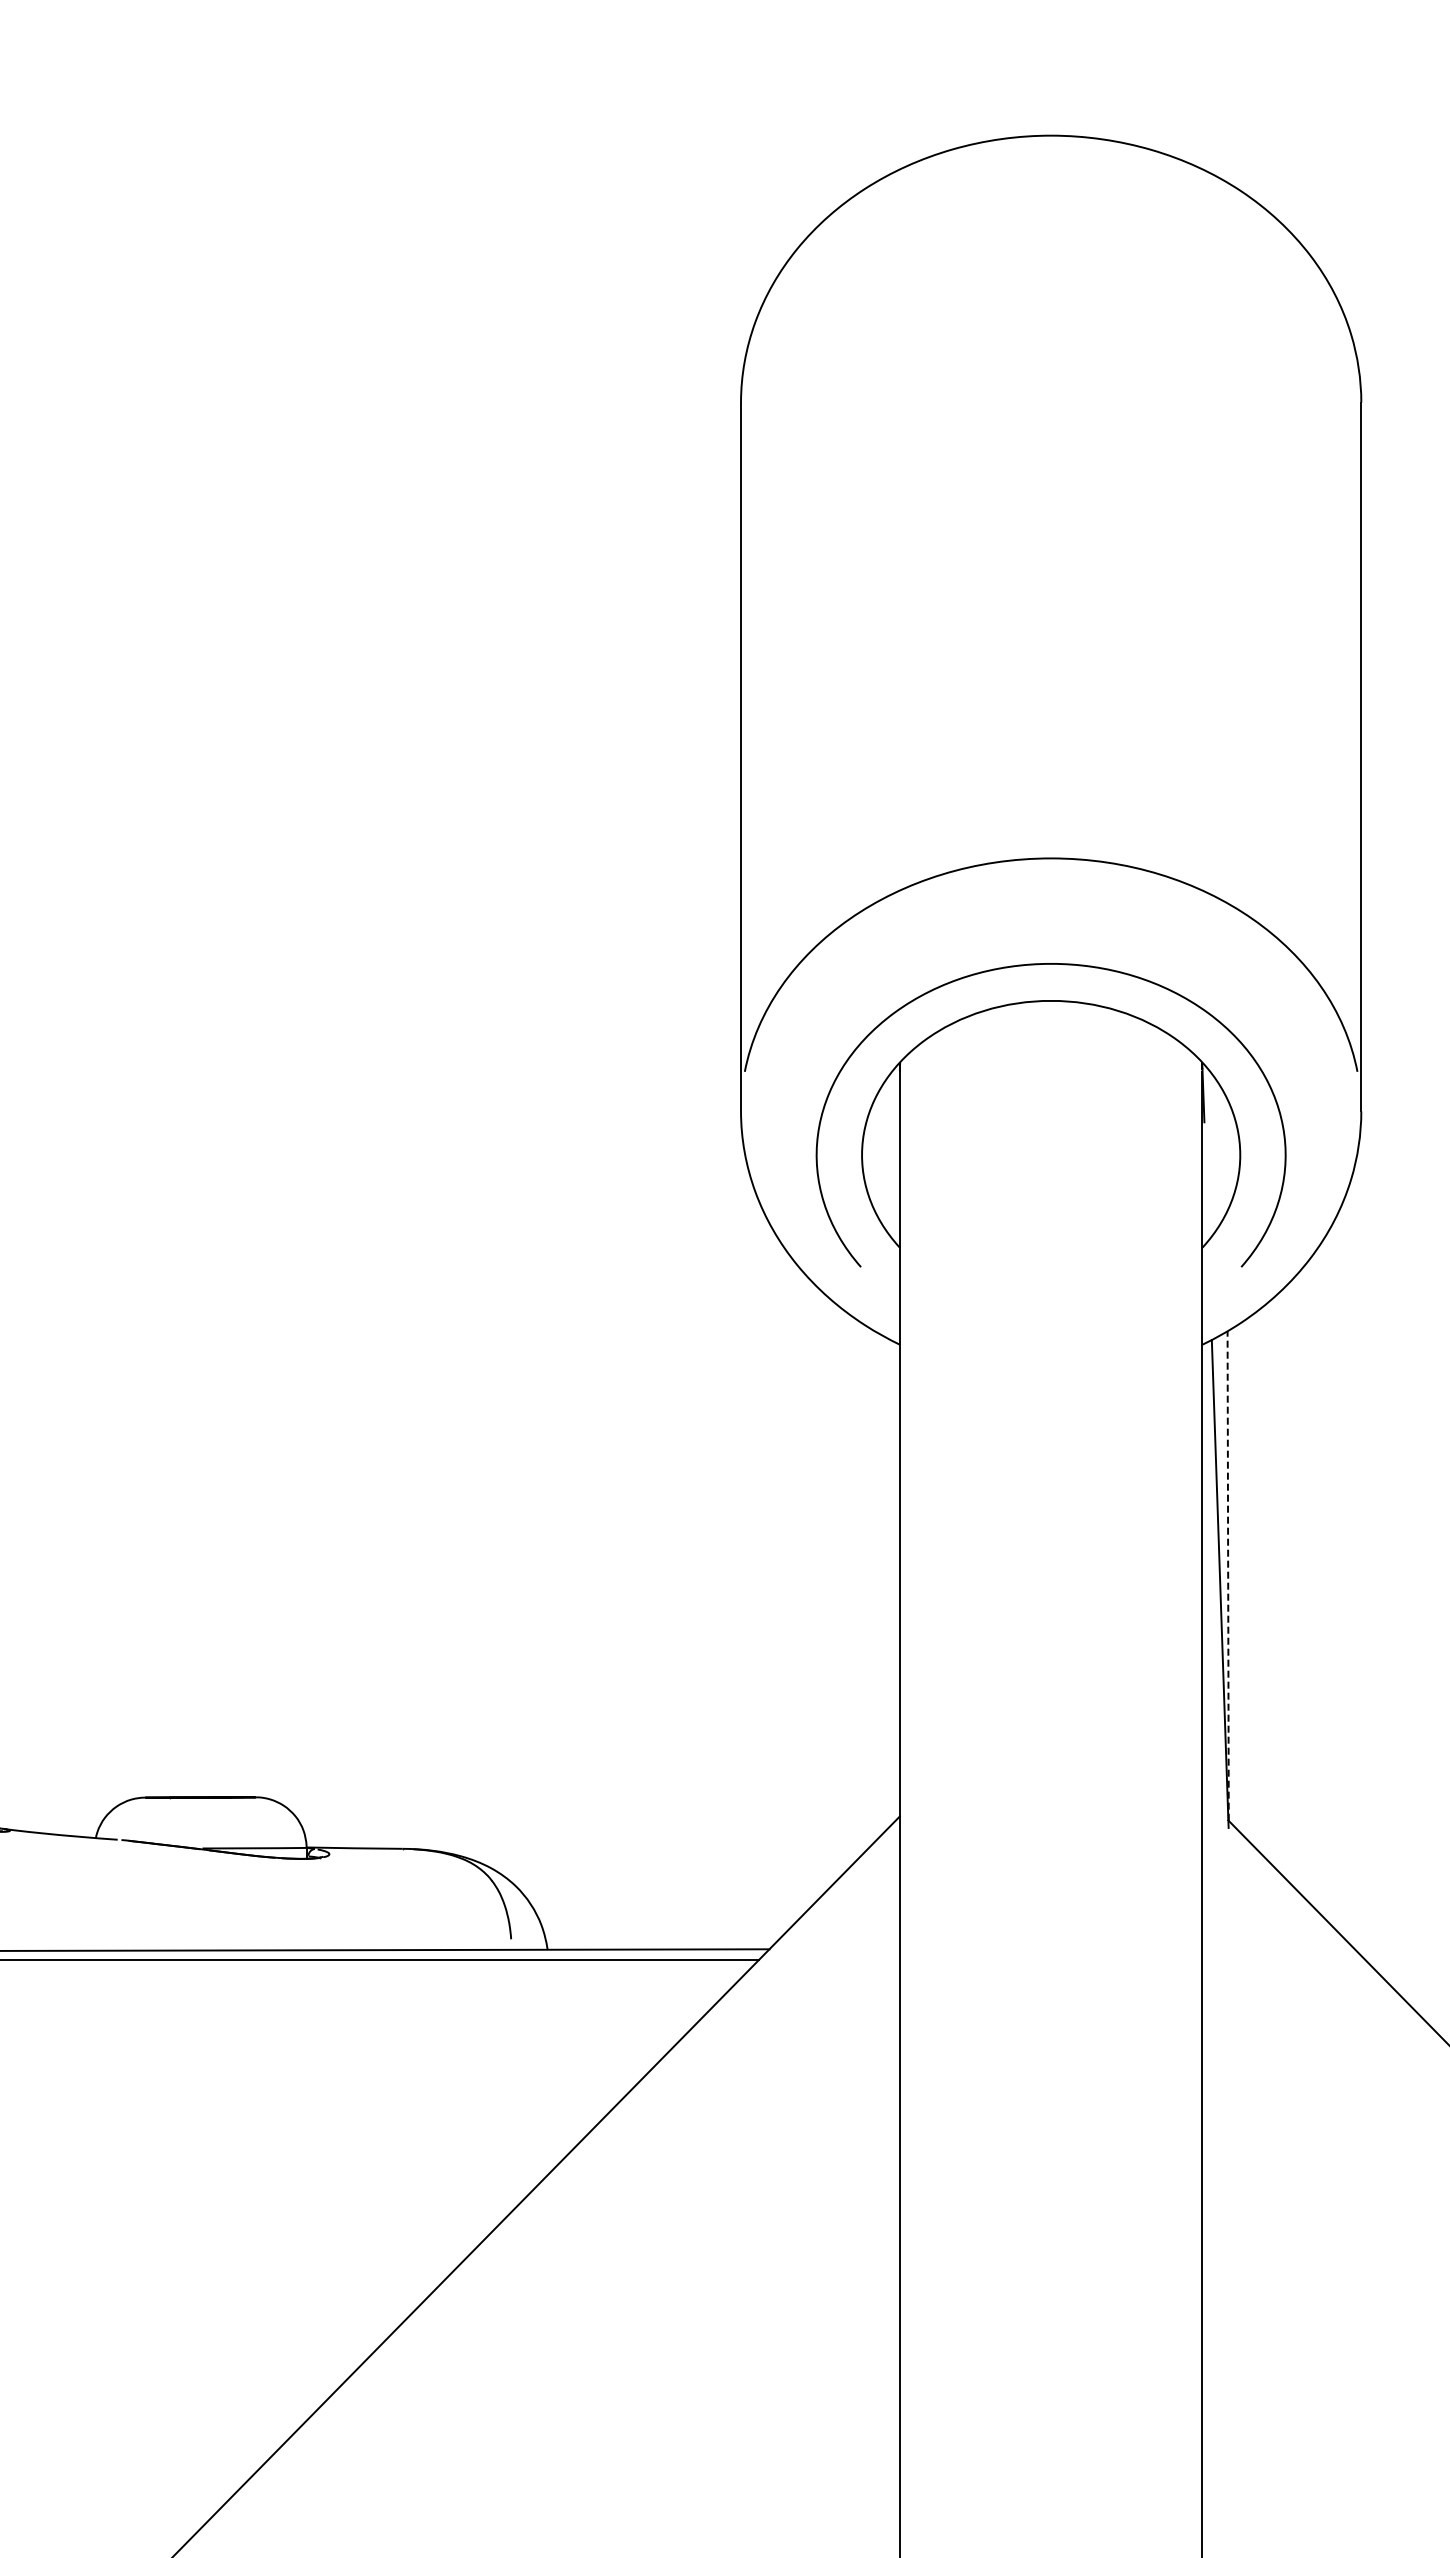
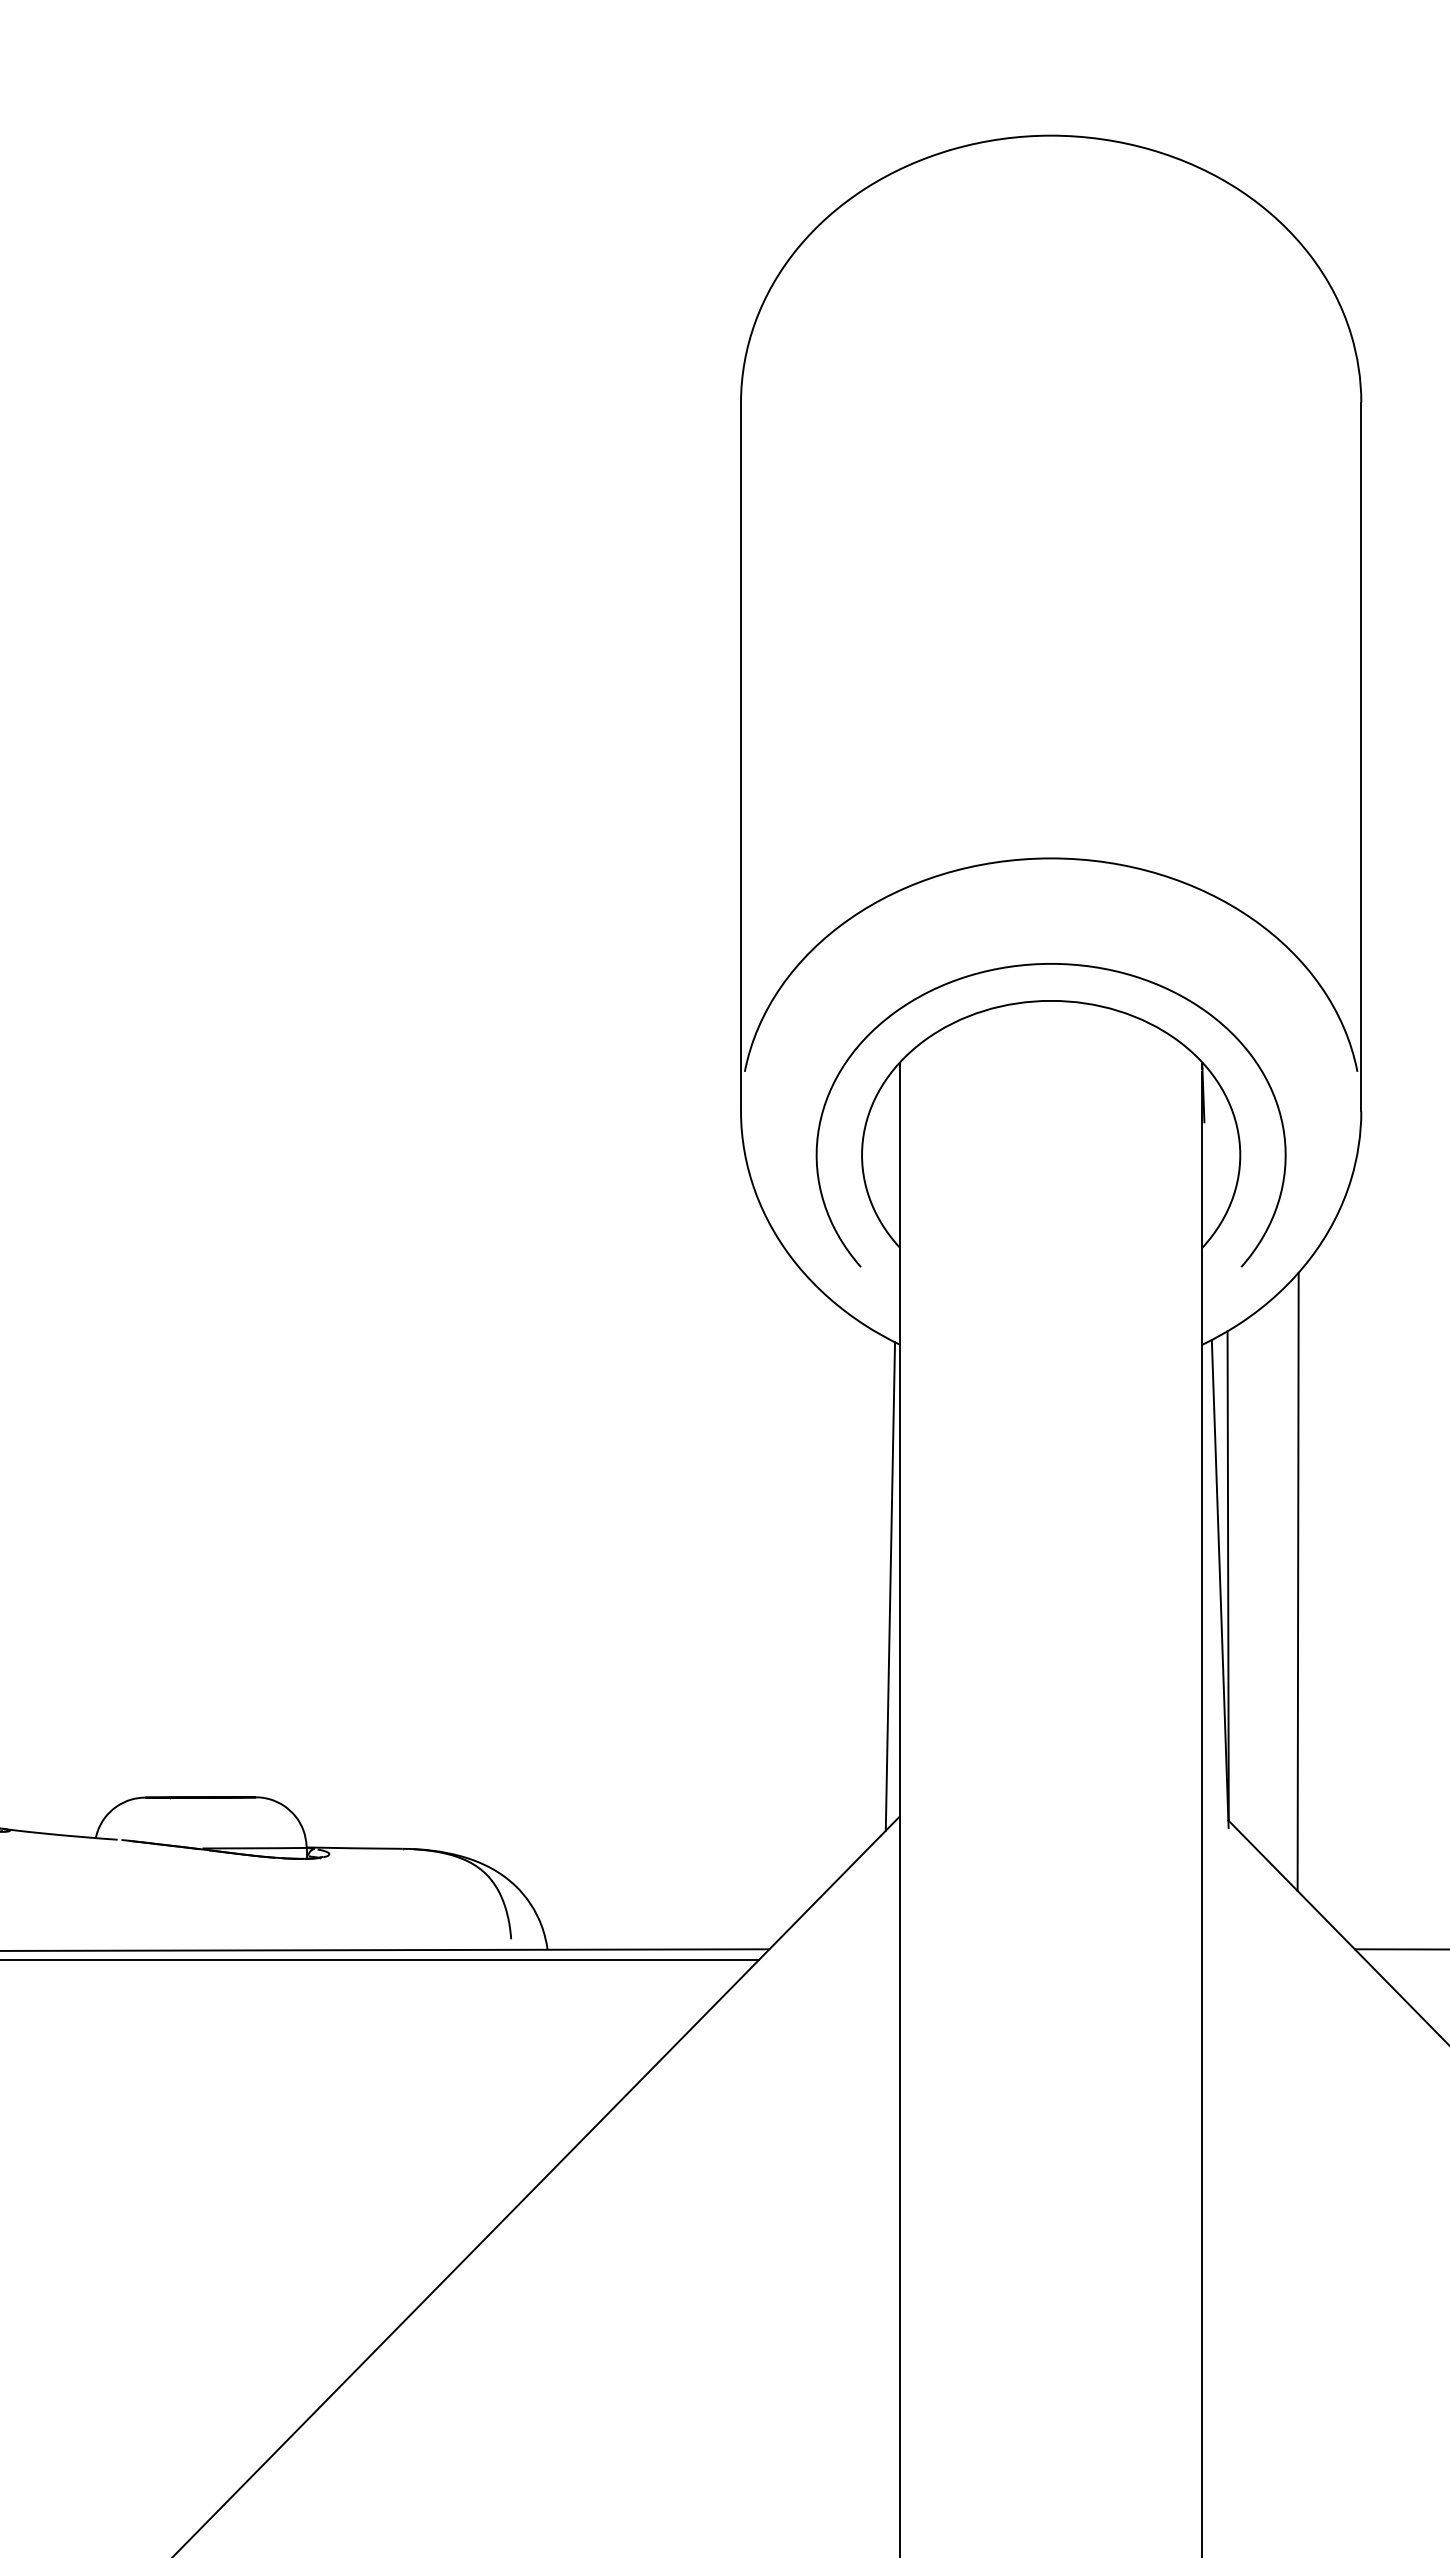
line: dashed -> solid (1228, 1575)
line: none -> present (1297, 1581)
line: none -> present (890, 1586)
line: none -> present (1400, 1949)
